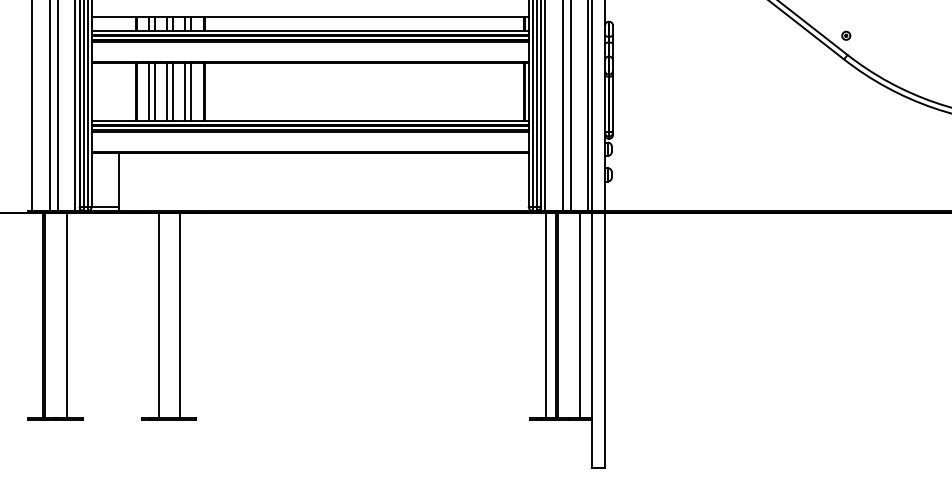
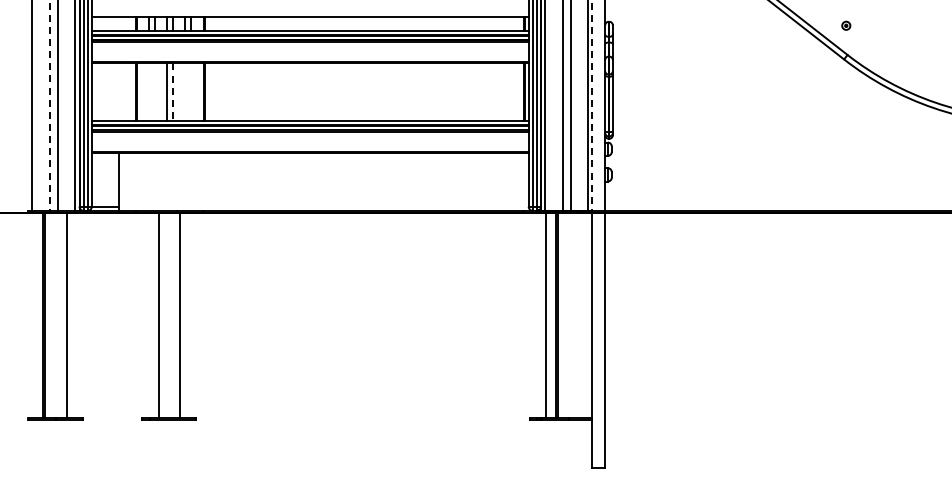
part position: (846, 35) -> (846, 25) (846, 25)
line: present -> none (149, 91)
line: present -> none (154, 91)
line: present -> none (185, 91)
line: present -> none (191, 91)
line: solid -> dashed (172, 92)
line: solid -> dashed (49, 105)
line: solid -> dashed (592, 105)
line: present -> none (580, 315)
